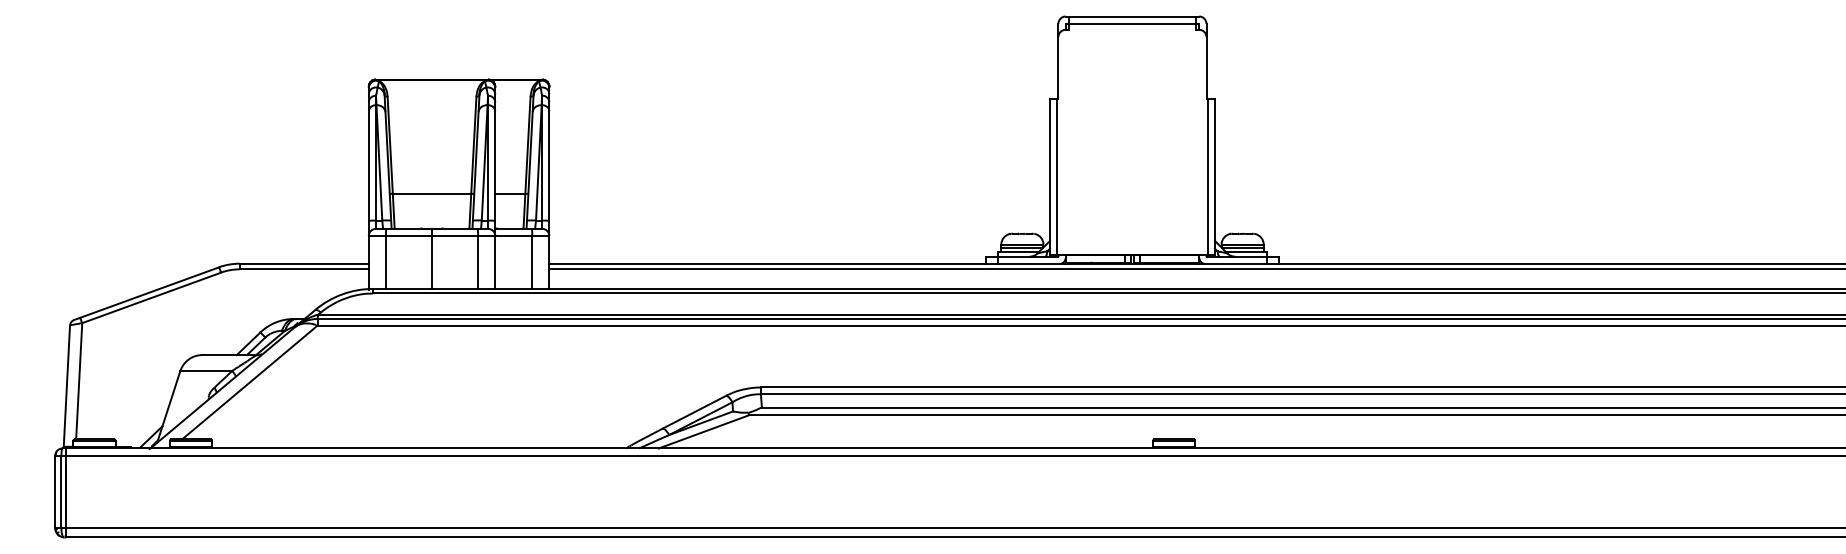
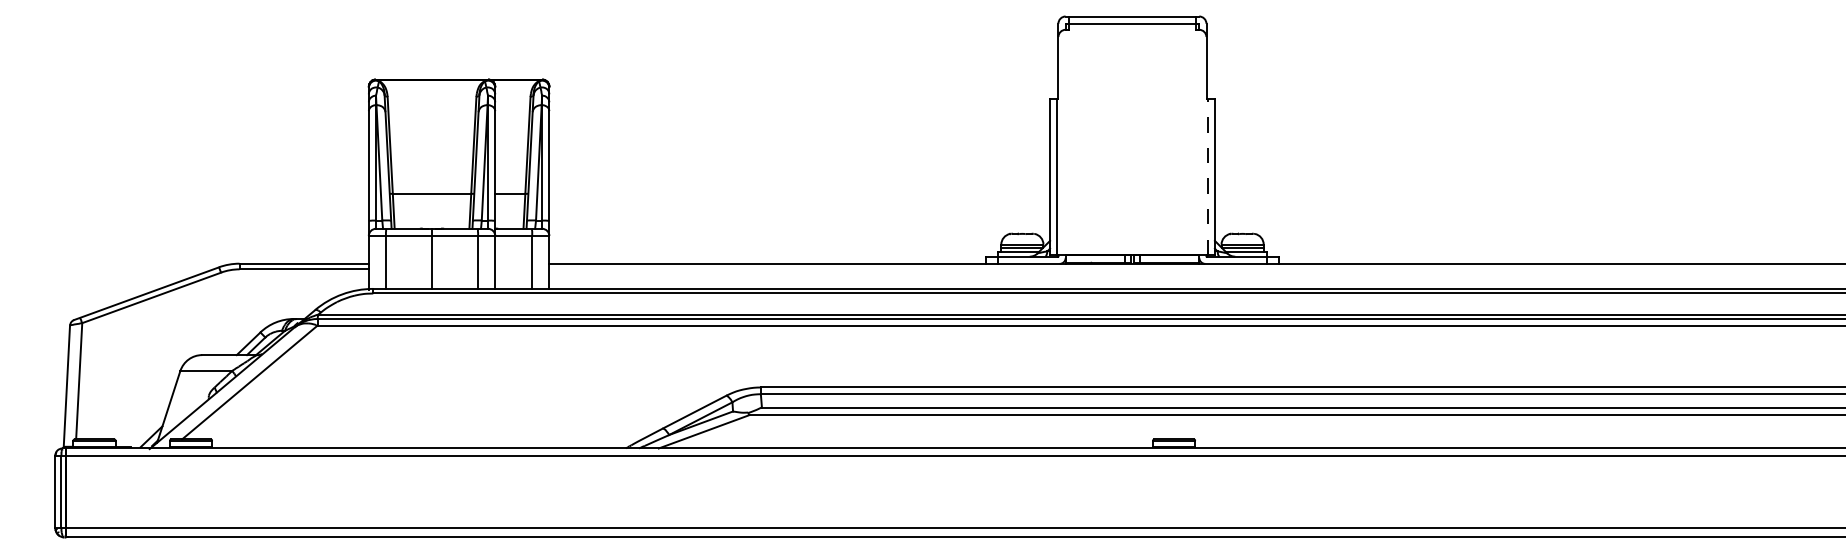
line: solid -> dashed (1207, 176)
line: present -> none (1195, 269)
